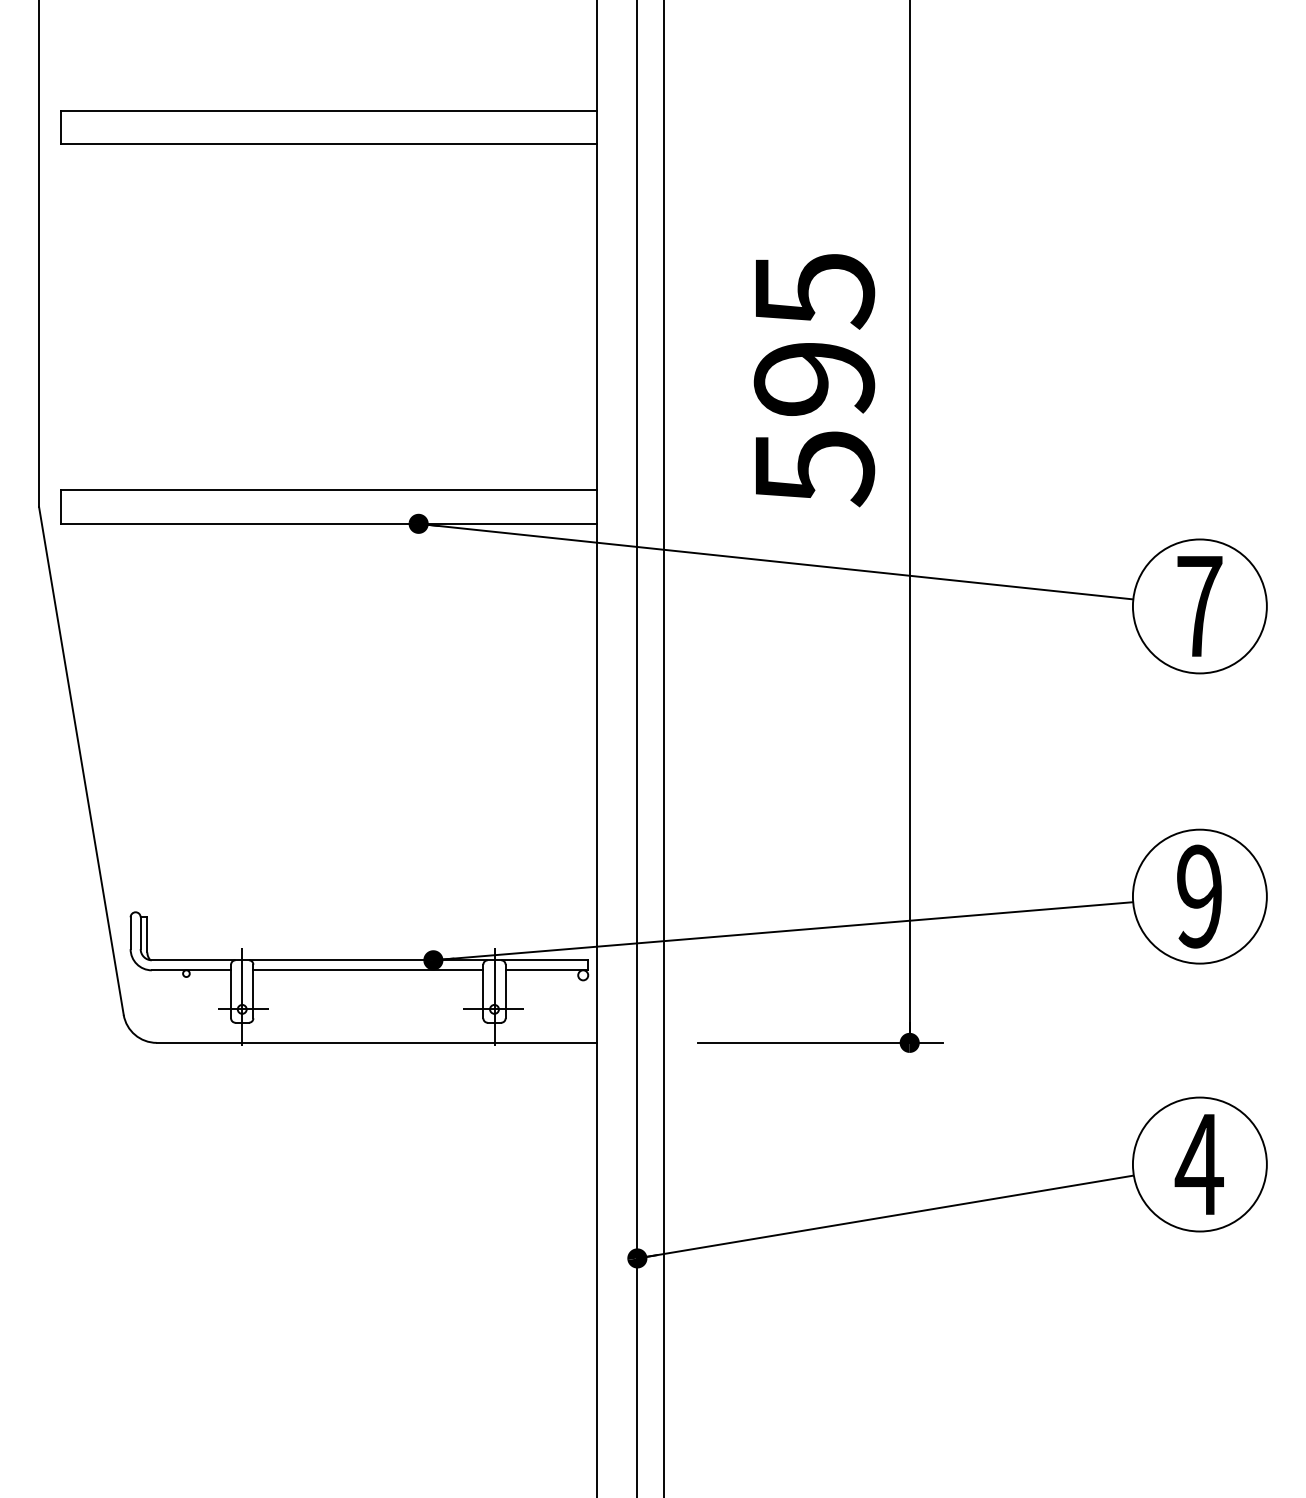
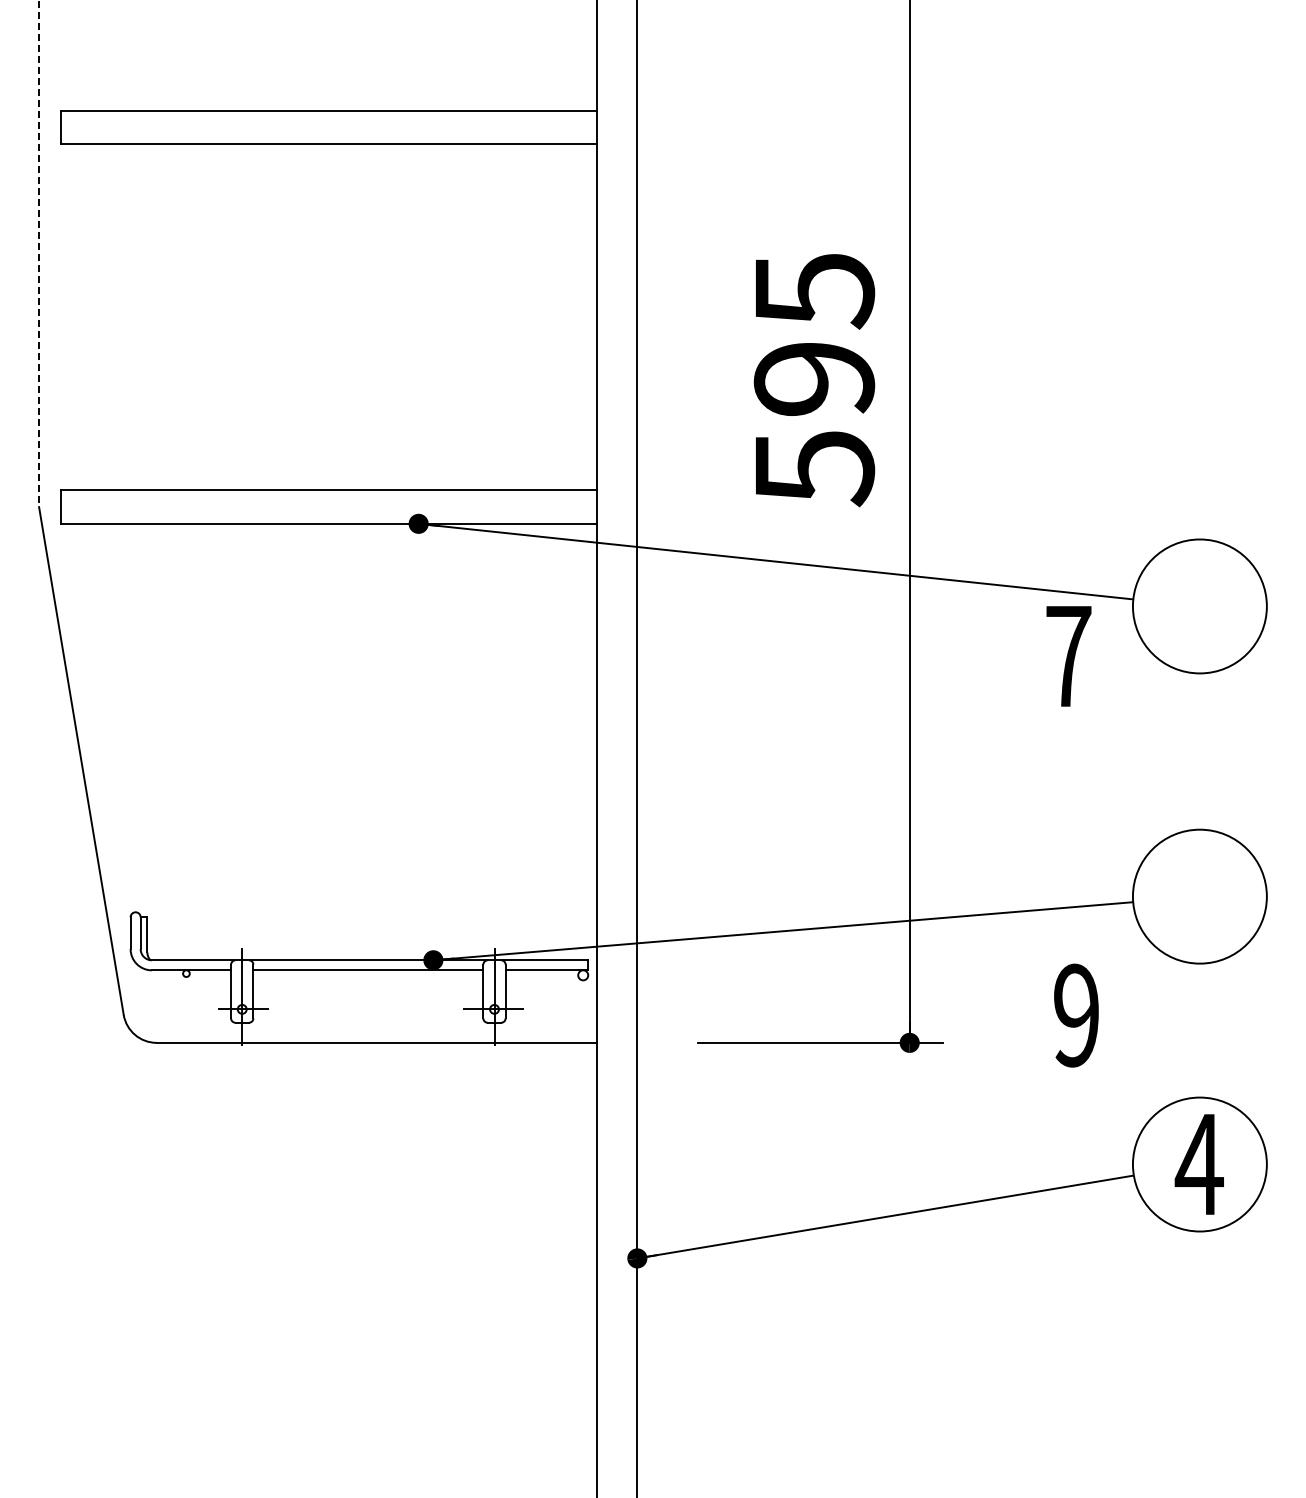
line: solid -> dashed (39, 254)
text position: (1199, 606) -> (1068, 656) (1068, 656)
line: present -> none (664, 748)
text position: (1199, 896) -> (1076, 1015) (1076, 1015)
